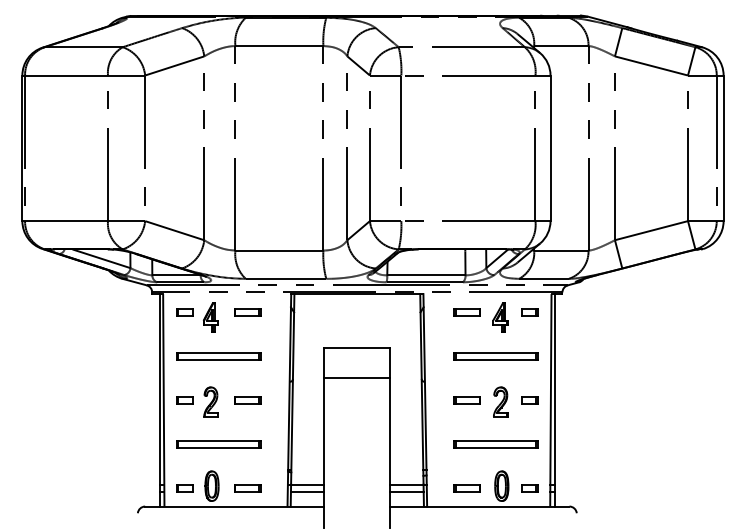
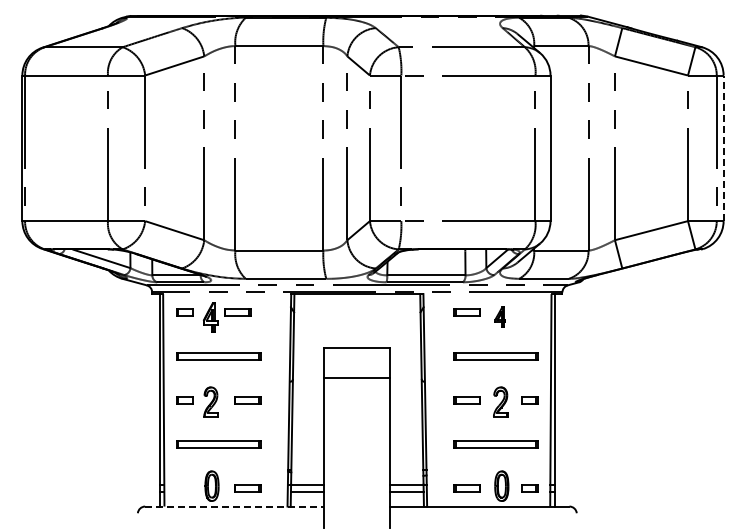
line: solid -> dashed (723, 148)
part position: (247, 312) -> (237, 312) (237, 312)
part: present -> none (529, 312)
part size: 17x31 px -> 12x22 px (499, 316)
part: present -> none (184, 488)
line: solid -> dashed (234, 506)
